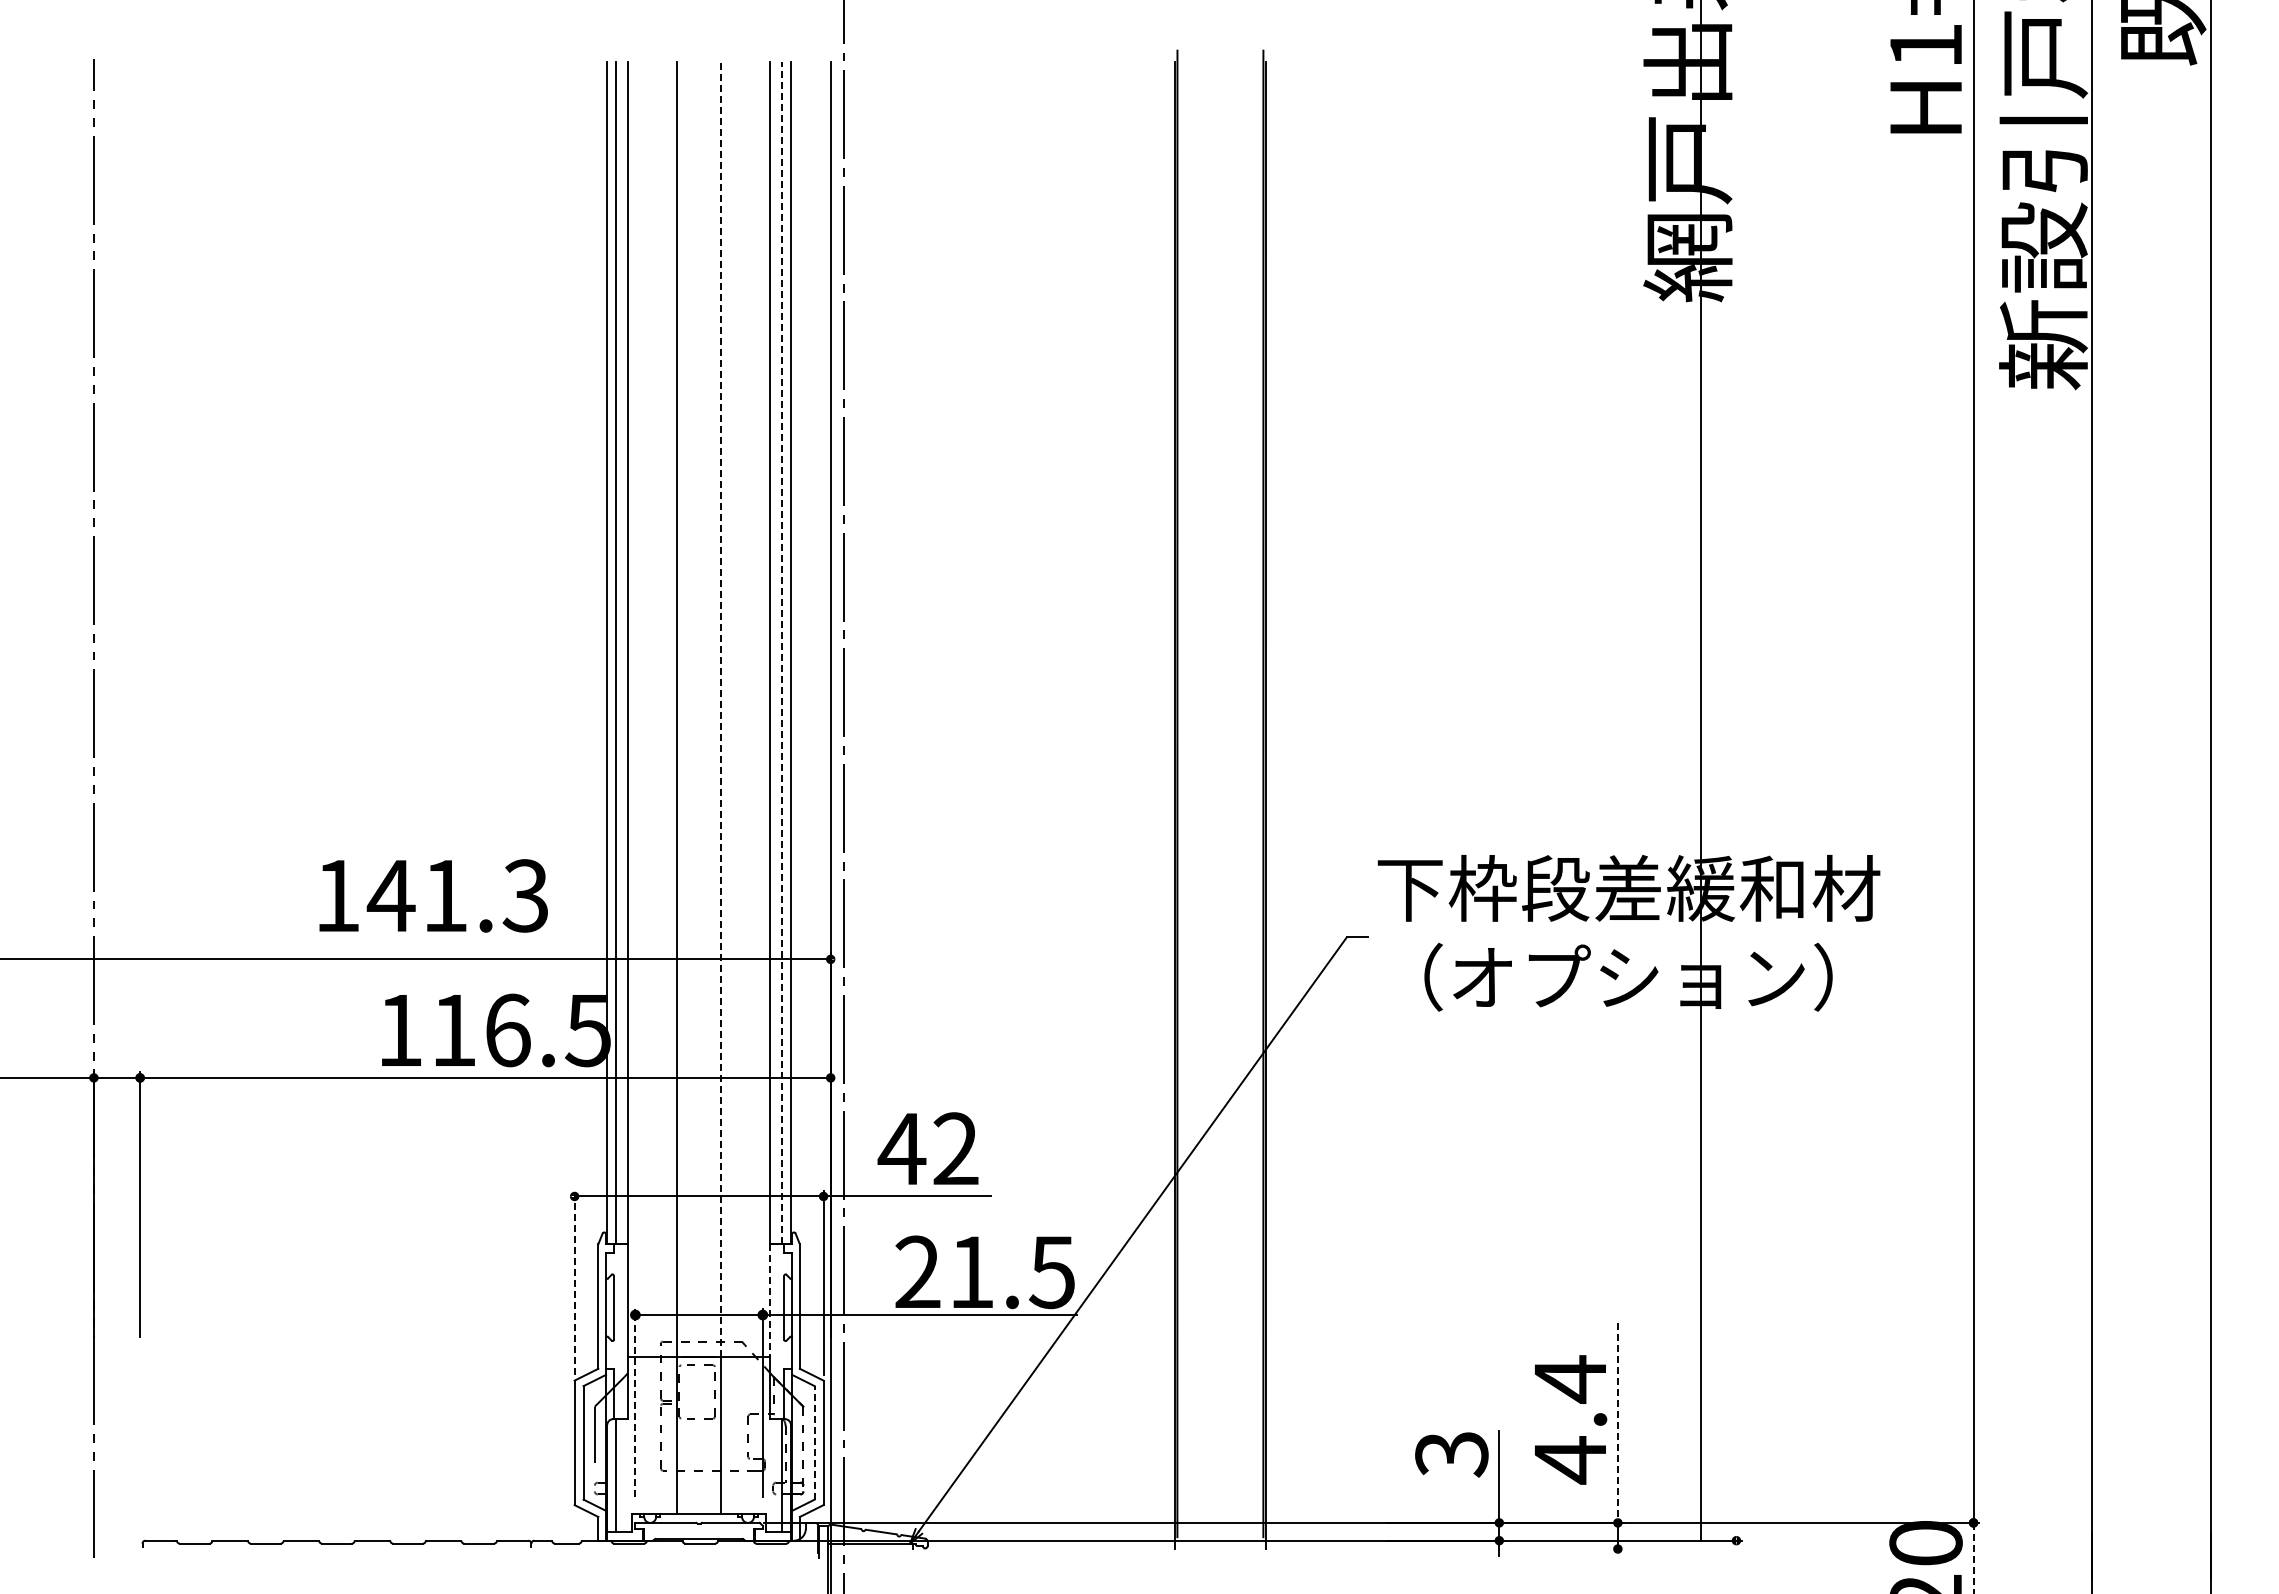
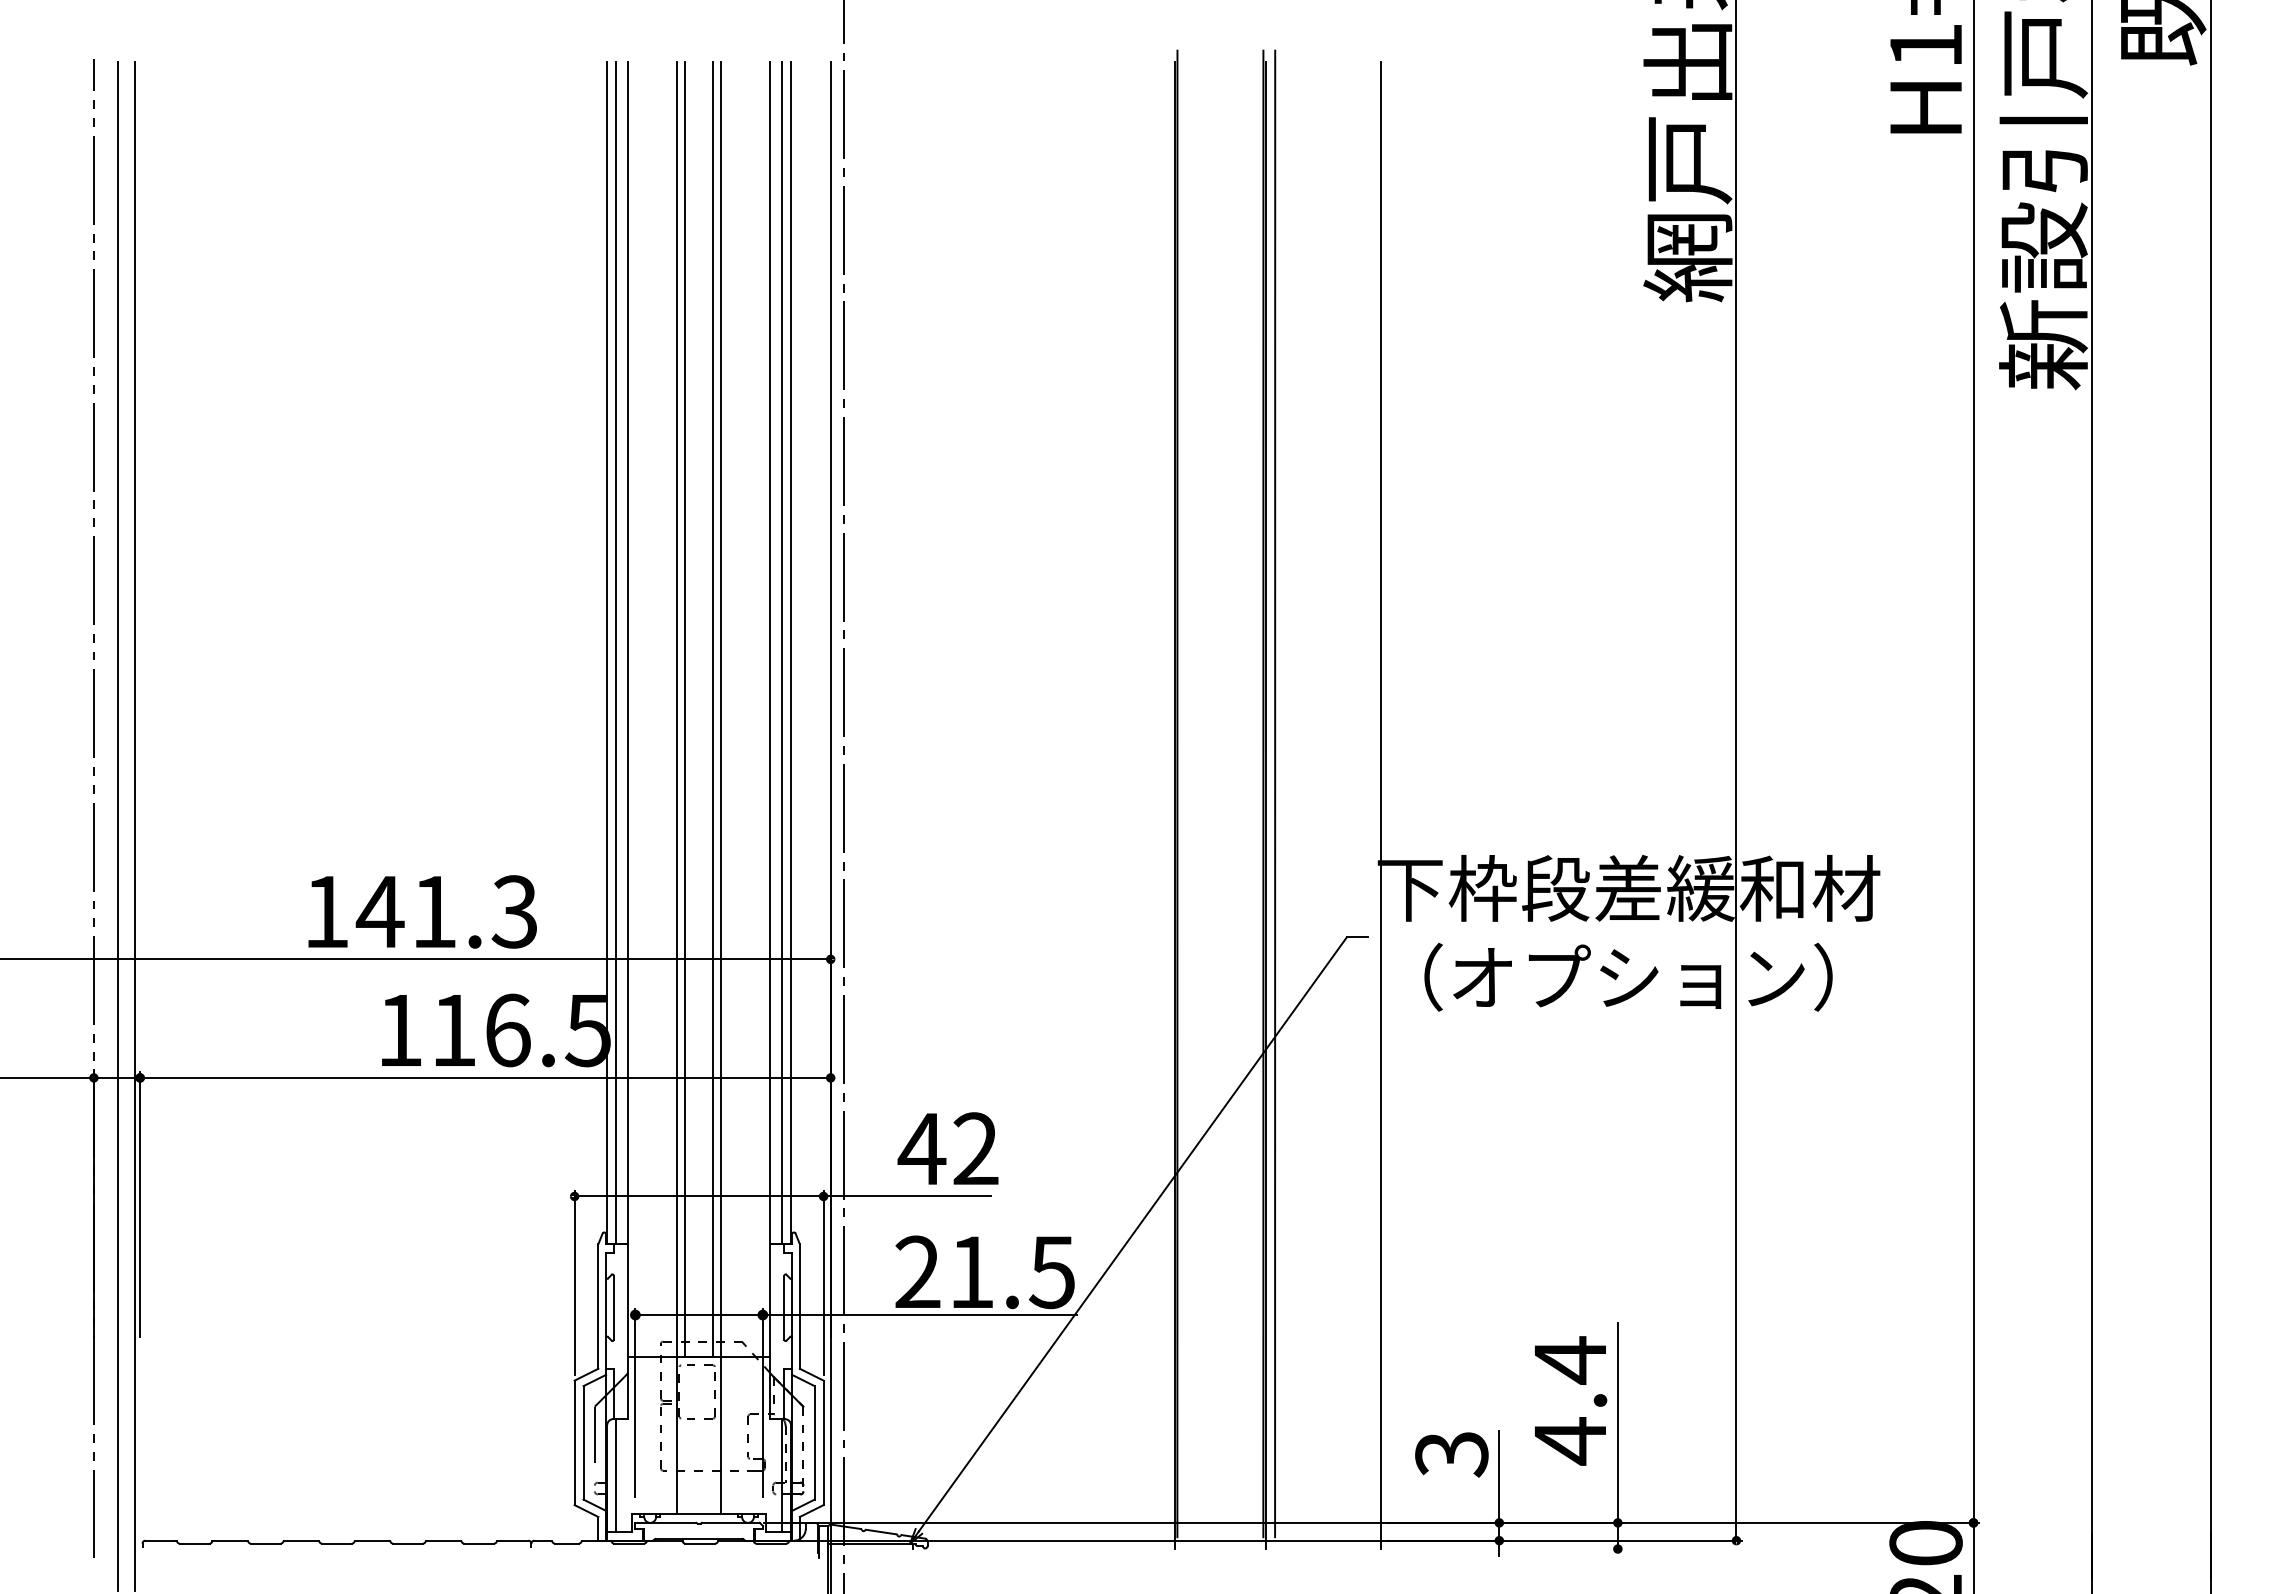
line: dashed -> solid (782, 653)
line: none -> present (685, 709)
line: none -> present (712, 709)
line: dashed -> solid (720, 709)
line position: (1701, 771) -> (1736, 771) (1736, 771)
line: none -> present (1275, 793)
line: none -> present (1380, 805)
line: none -> present (117, 826)
line: none -> present (135, 826)
text position: (433, 895) -> (422, 911) (422, 911)
text position: (927, 1148) -> (947, 1148) (947, 1148)
line: dashed -> solid (574, 1282)
line: dashed -> solid (770, 1301)
line: dashed -> solid (635, 1402)
text position: (1571, 1419) -> (1571, 1400) (1571, 1400)
line: dashed -> solid (1617, 1423)
line: dashed -> solid (814, 1442)
line: dashed -> solid (1973, 1558)
